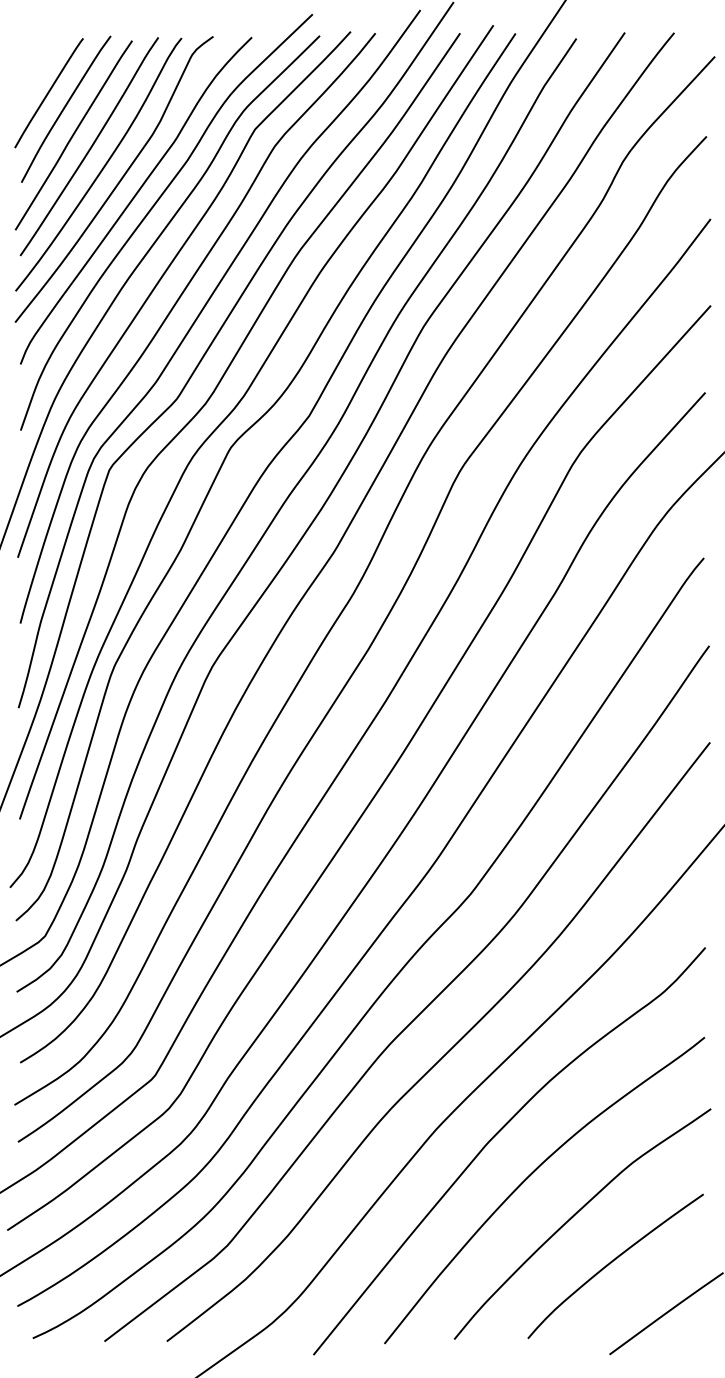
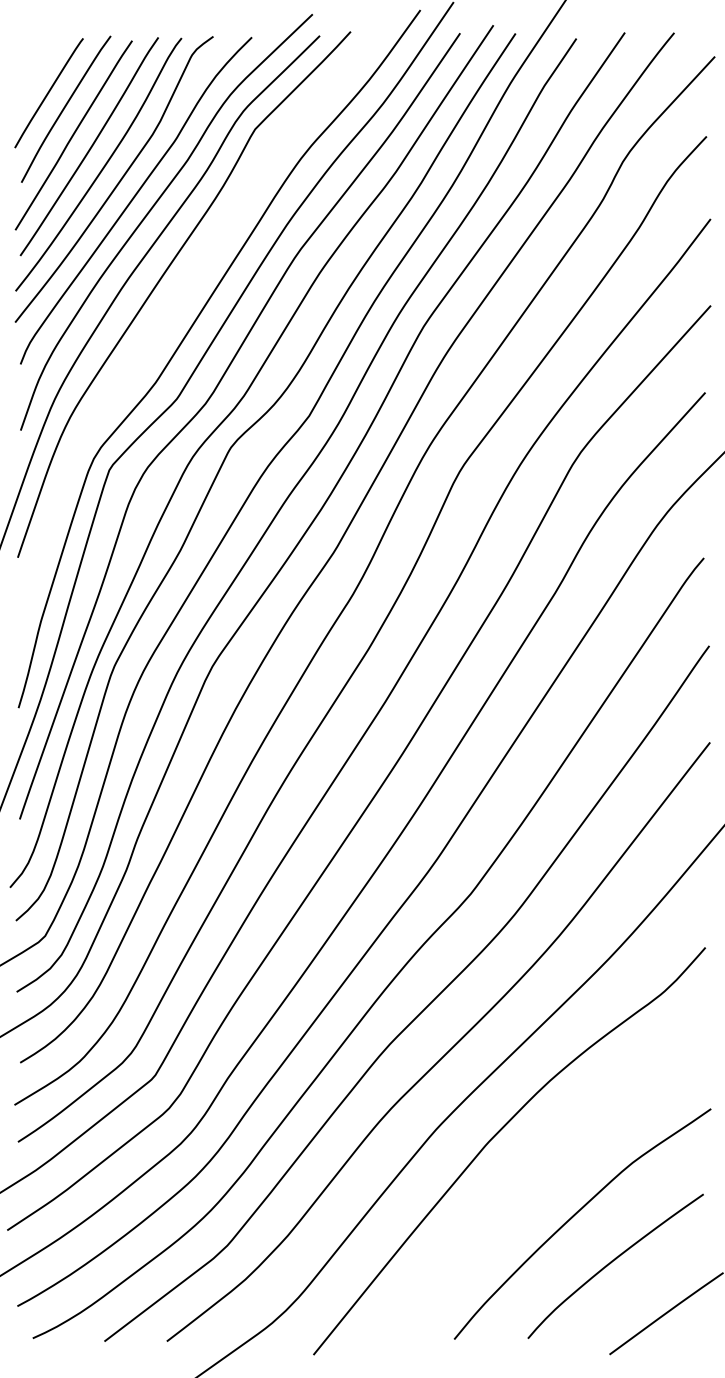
curve: present -> none (172, 310)
curve: present -> none (530, 1176)
